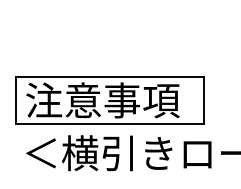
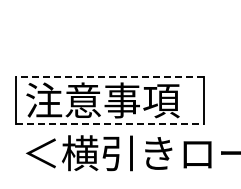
line: solid -> dashed (109, 77)
line: solid -> dashed (110, 123)
